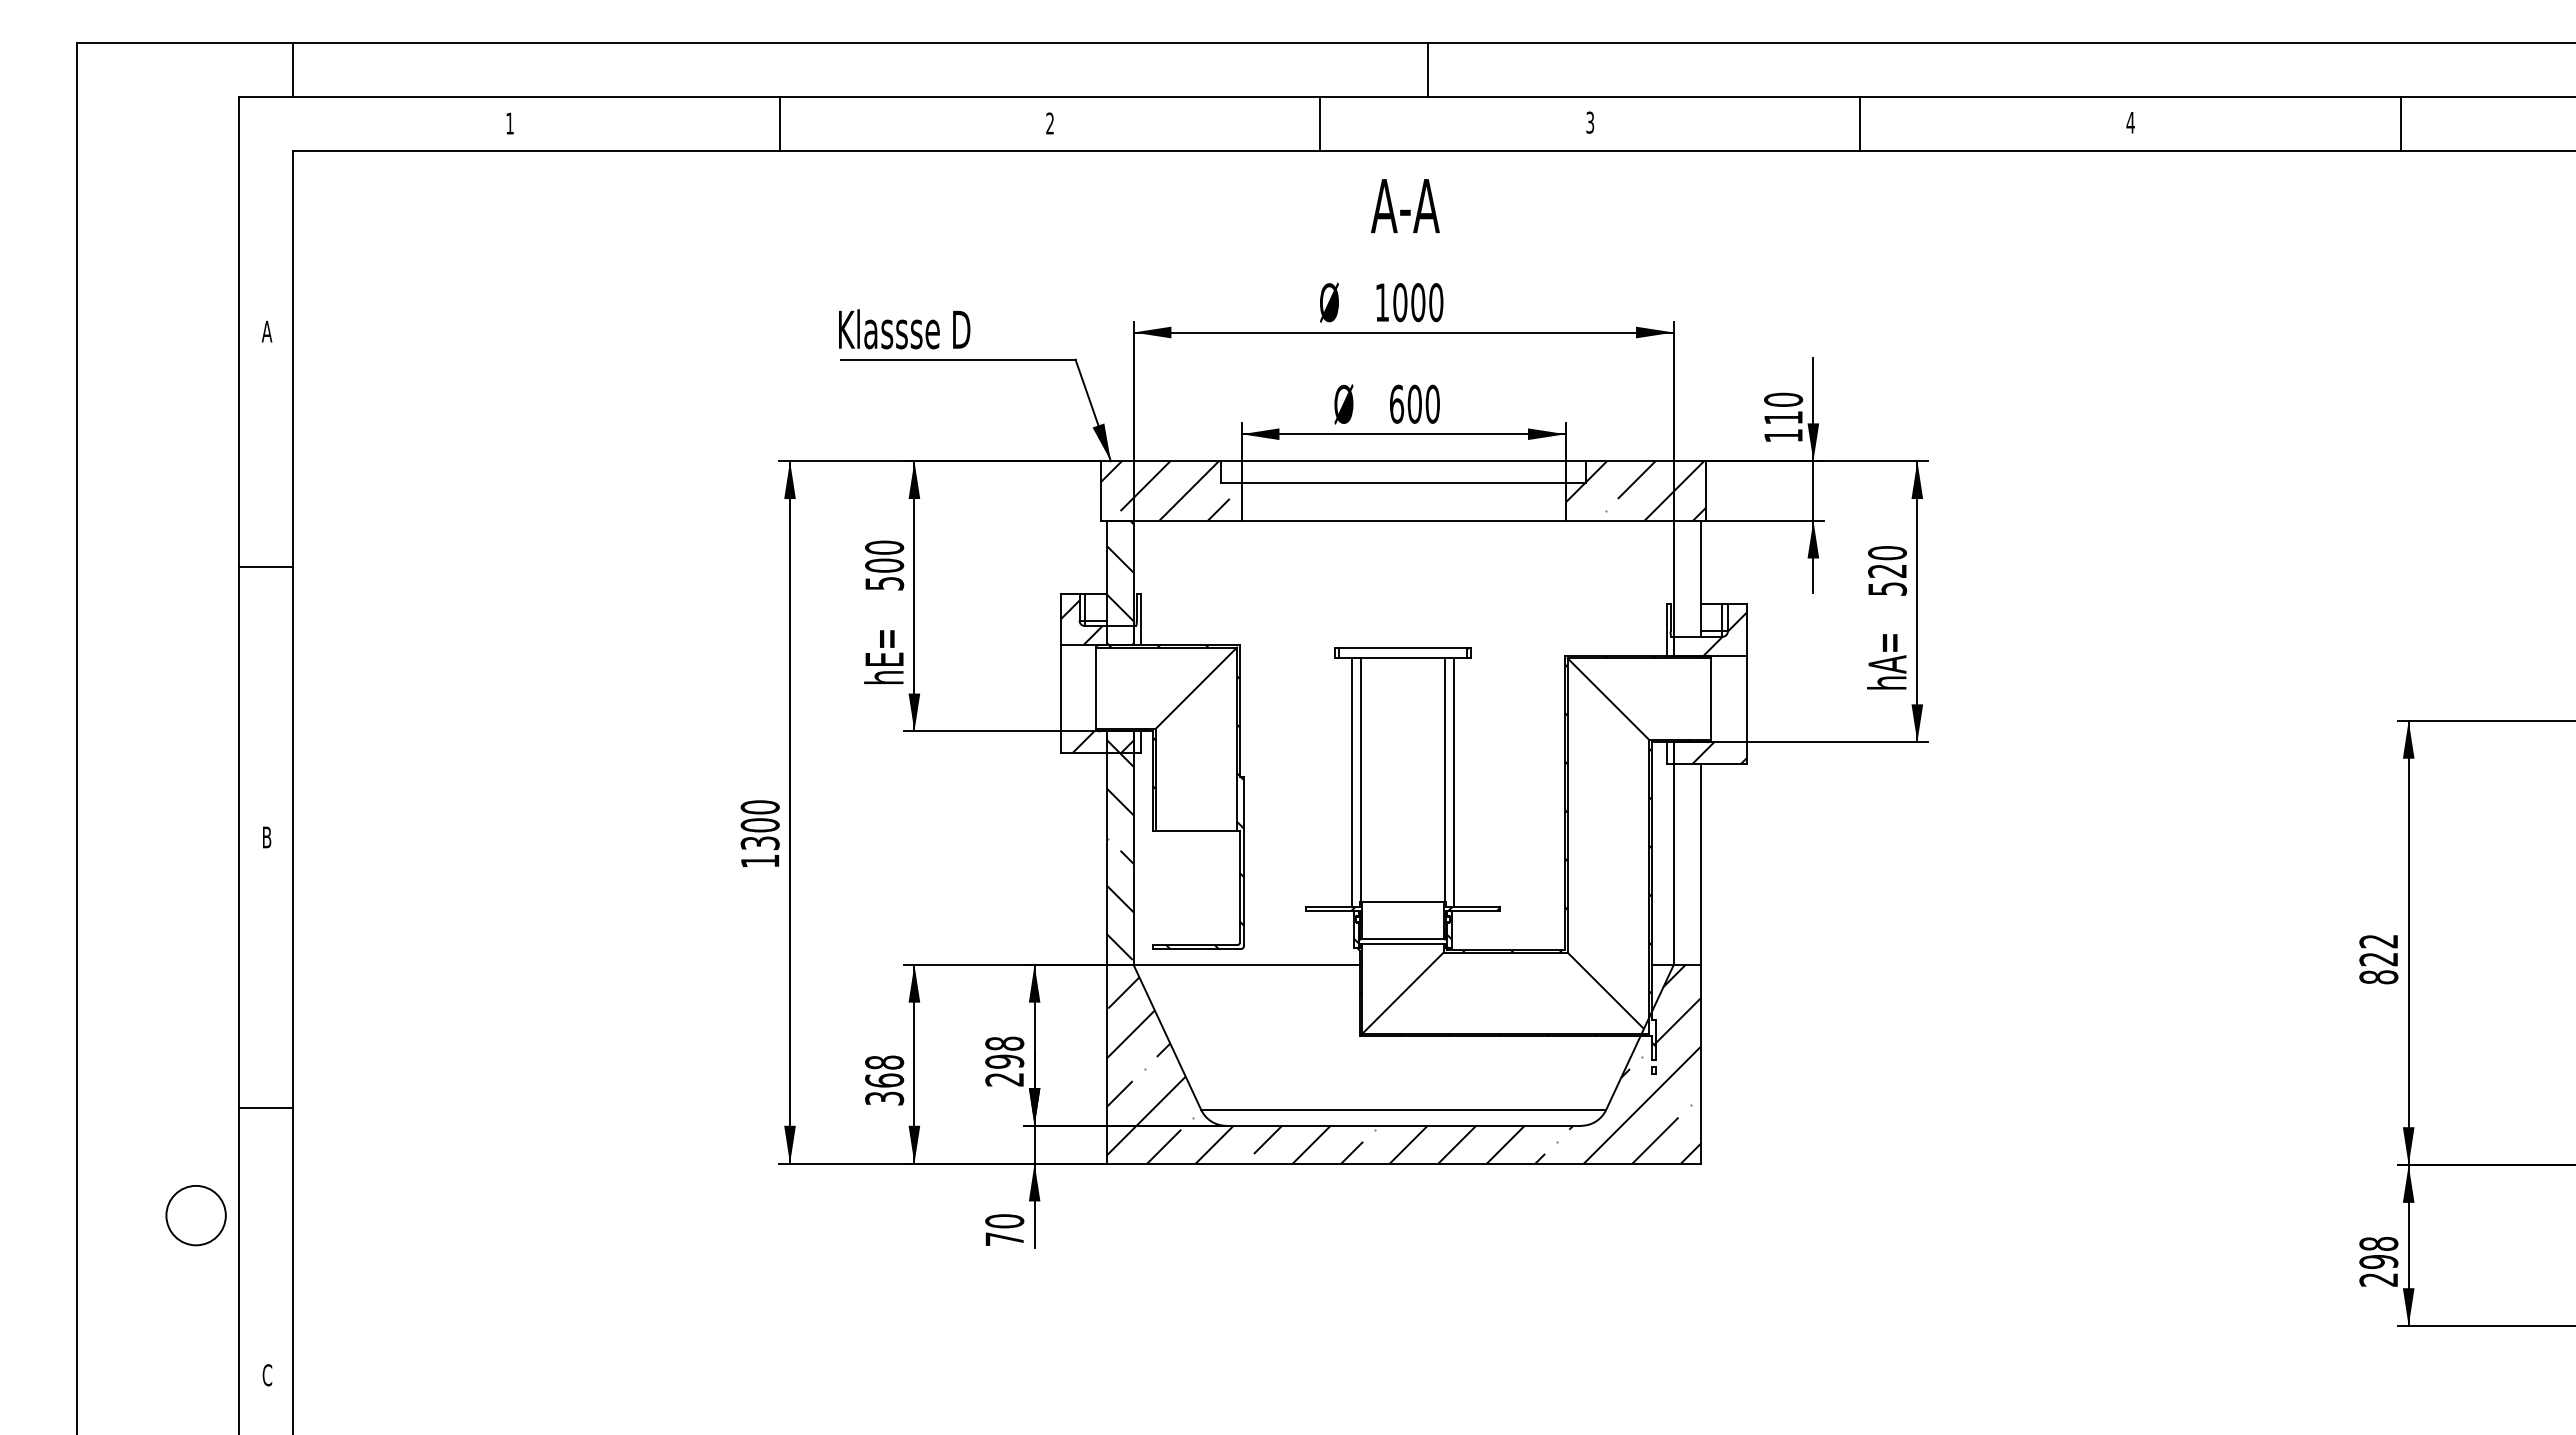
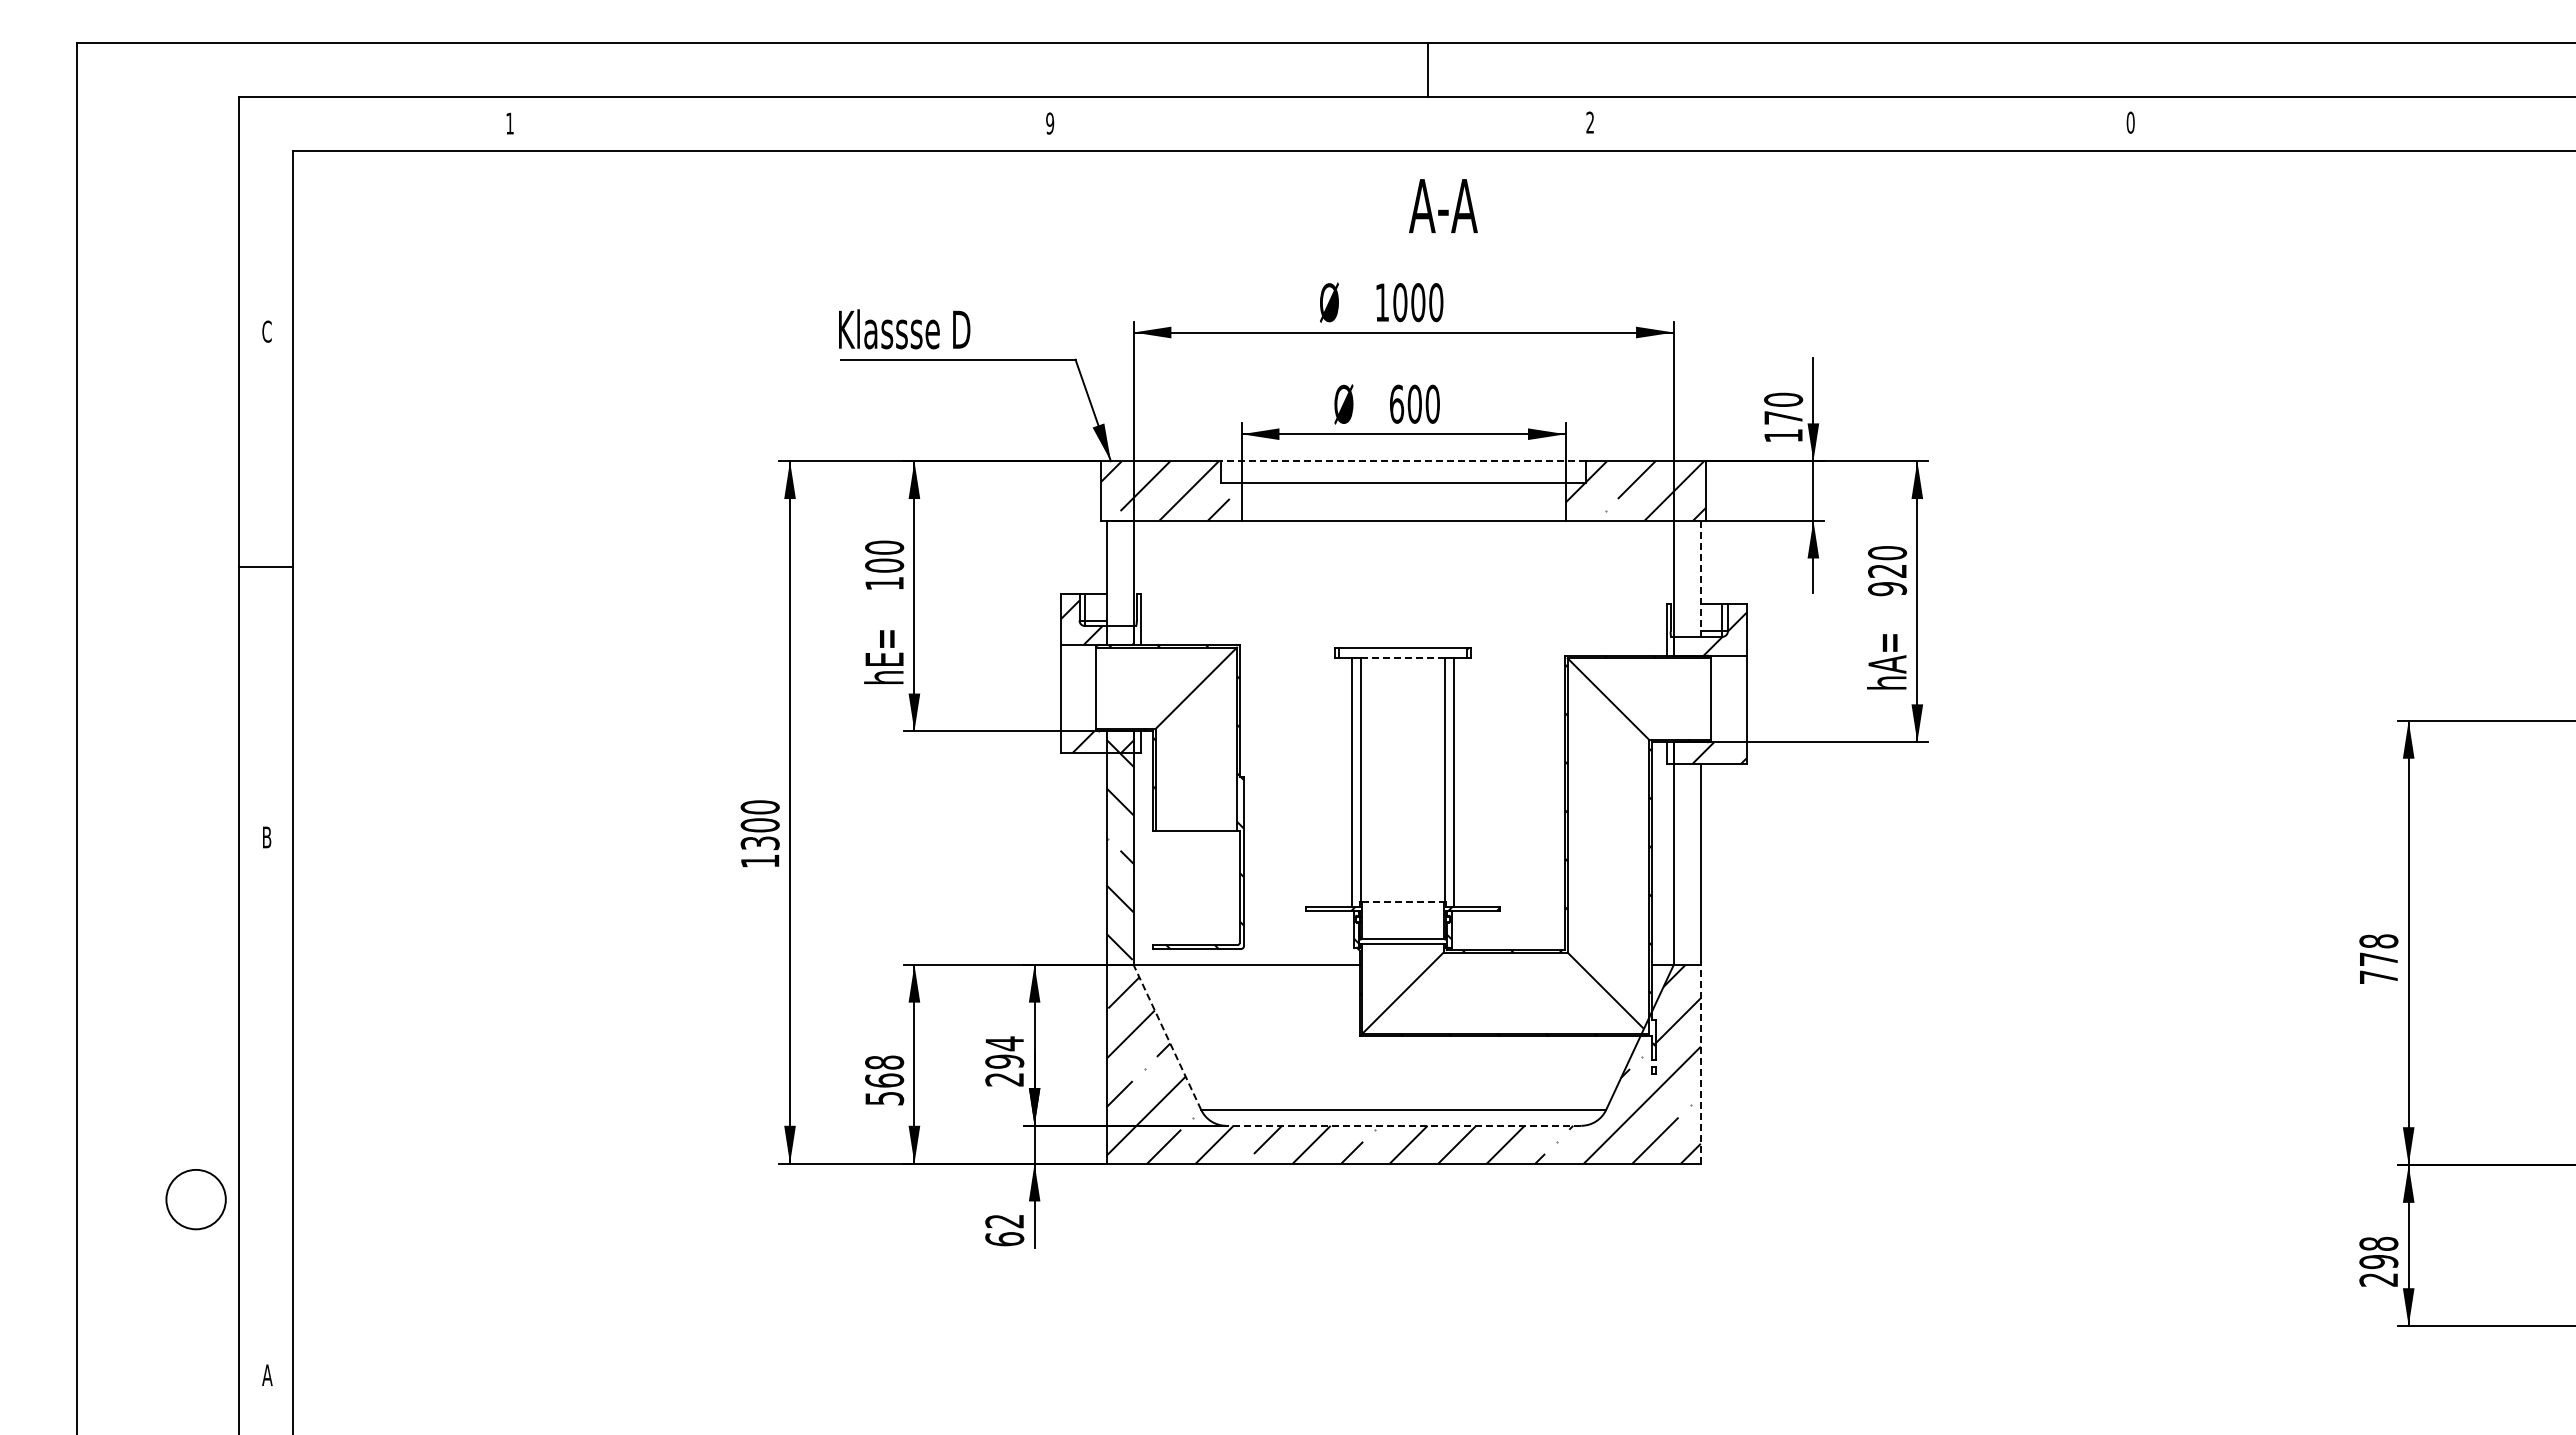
line: present -> none (293, 70)
text: 3 -> 2 (1590, 122)
text: 4 -> 0 (2130, 122)
text: 2 -> 9 (1050, 123)
line: present -> none (779, 124)
line: present -> none (1319, 124)
line: present -> none (1860, 124)
line: present -> none (2400, 124)
text position: (1405, 206) -> (1443, 206) (1443, 206)
text: A -> C (266, 331)
text: 110 -> 170 (1783, 417)
line: solid -> dashed (1403, 461)
line: solid -> dashed (1700, 579)
hatch: present -> none (1119, 582)
text: 500 -> 100 (884, 583)
text: 520 -> 920 (1887, 589)
line: solid -> dashed (1402, 658)
line: solid -> dashed (1402, 901)
text: 822 -> 778 (2378, 959)
line: solid -> dashed (1167, 1036)
text: 298 -> 294 (1004, 1043)
line: solid -> dashed (1700, 1063)
text: 368 -> 568 (884, 1097)
line: present -> none (266, 1107)
line: solid -> dashed (1403, 1125)
circle position: (195, 1215) -> (195, 1199) (195, 1199)
text: 70 -> 62 (1004, 1230)
text: C -> A (267, 1375)
